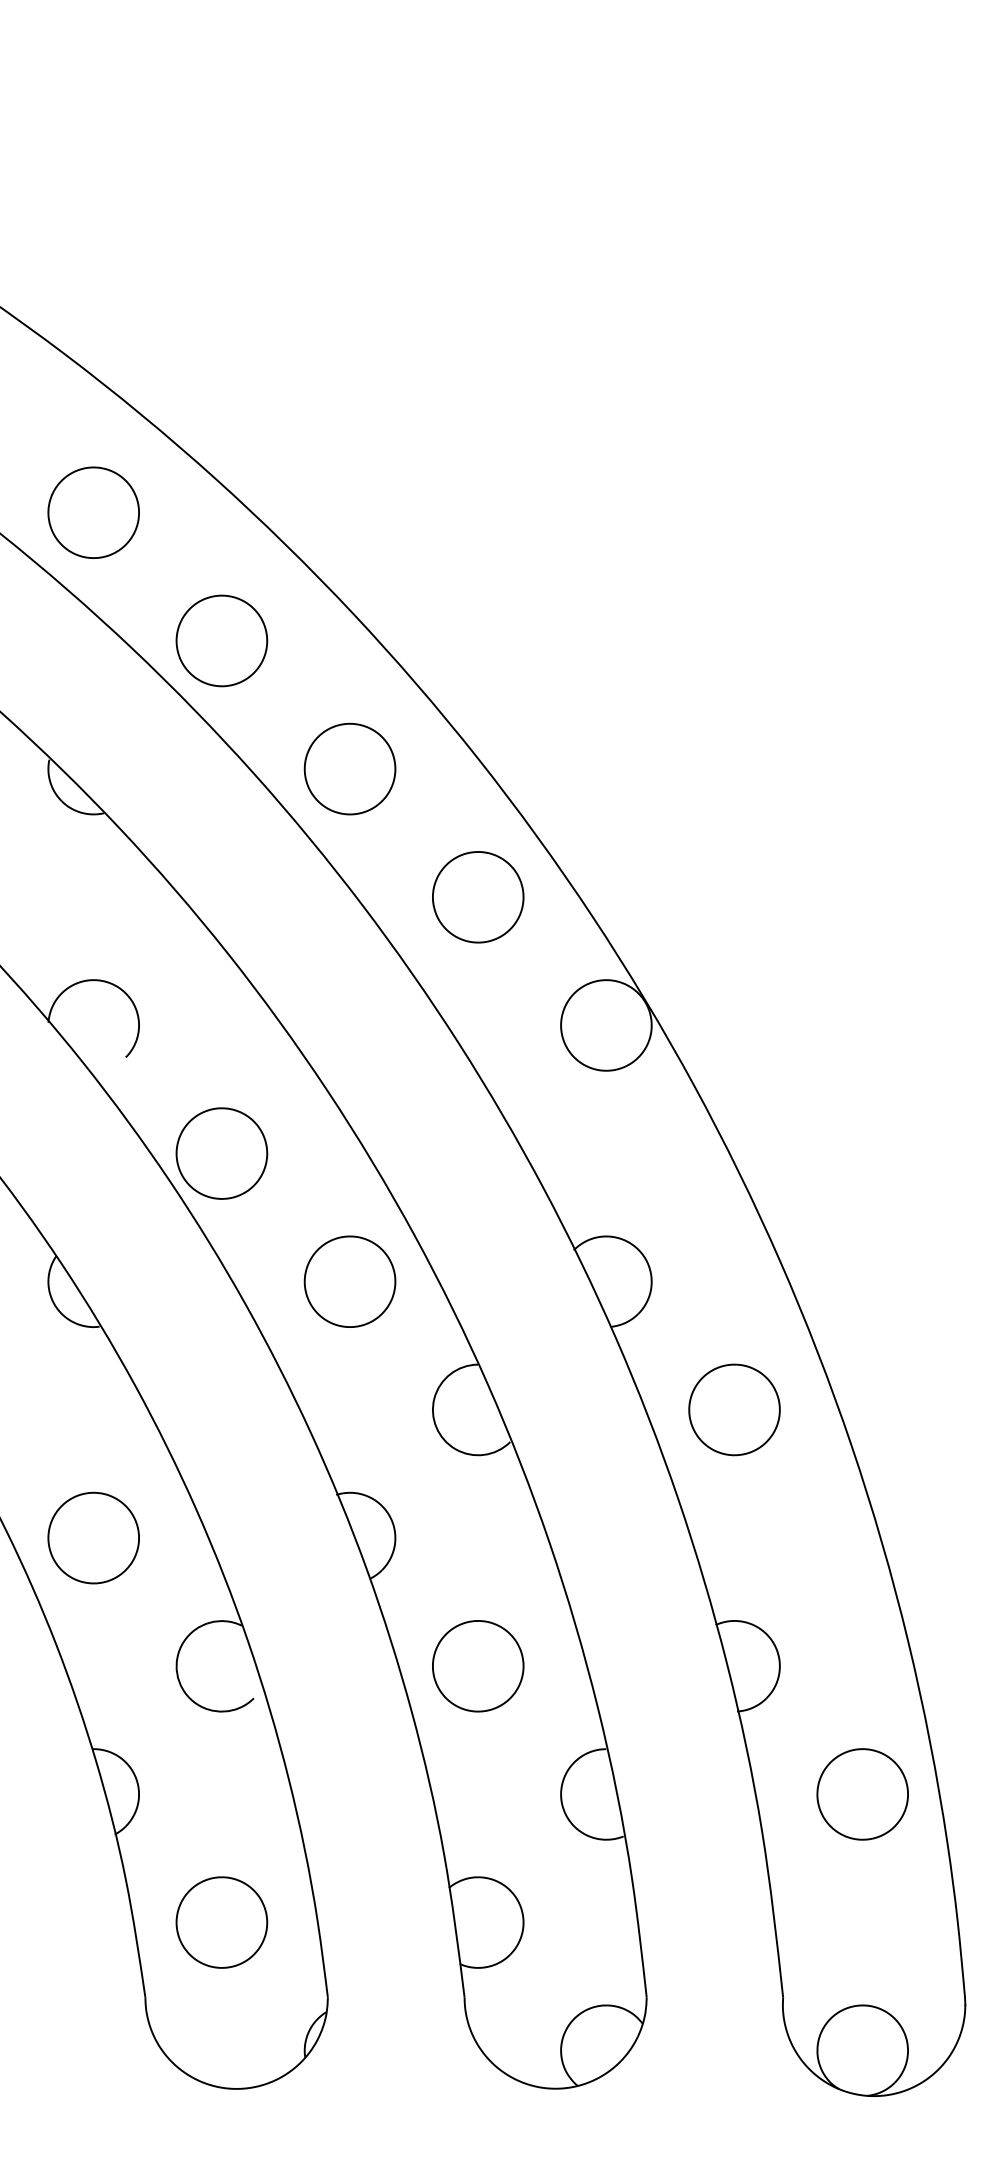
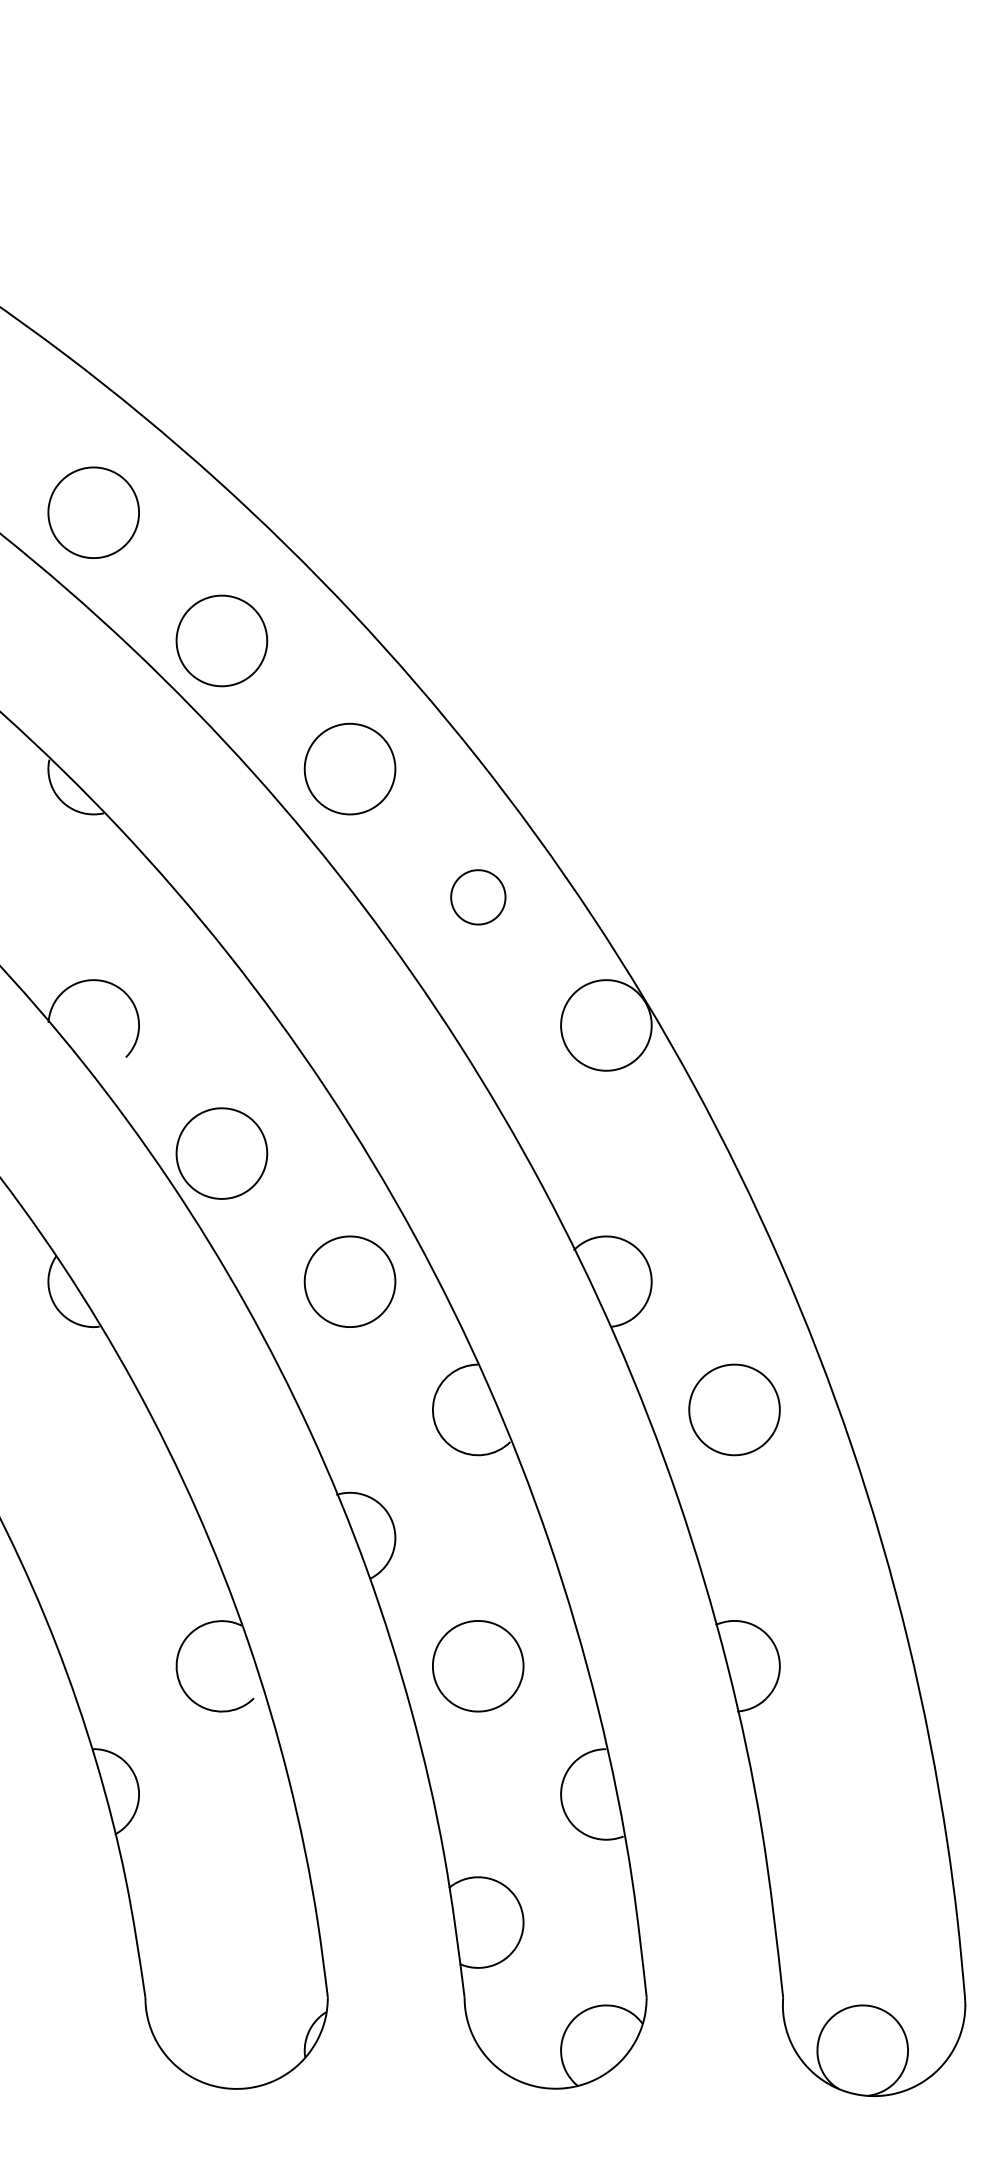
part size: 93x93 px -> 57x57 px (478, 897)
part: present -> none (93, 1537)
part: present -> none (862, 1794)
part: present -> none (221, 1922)
